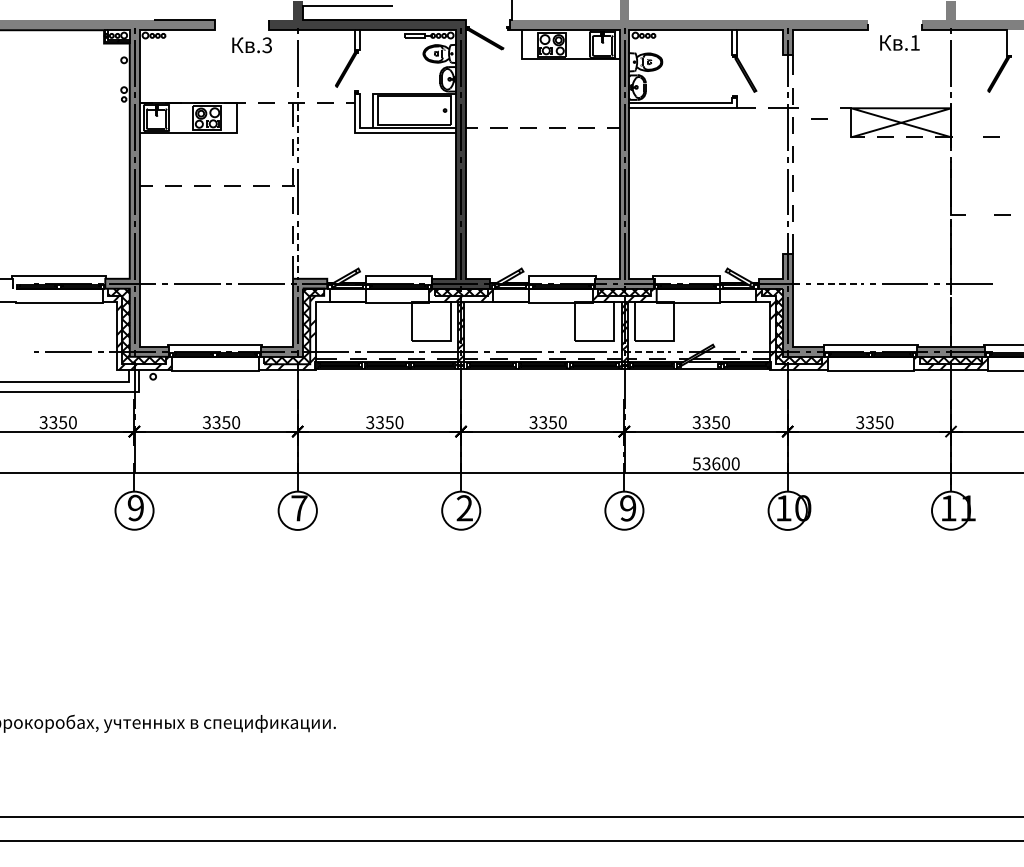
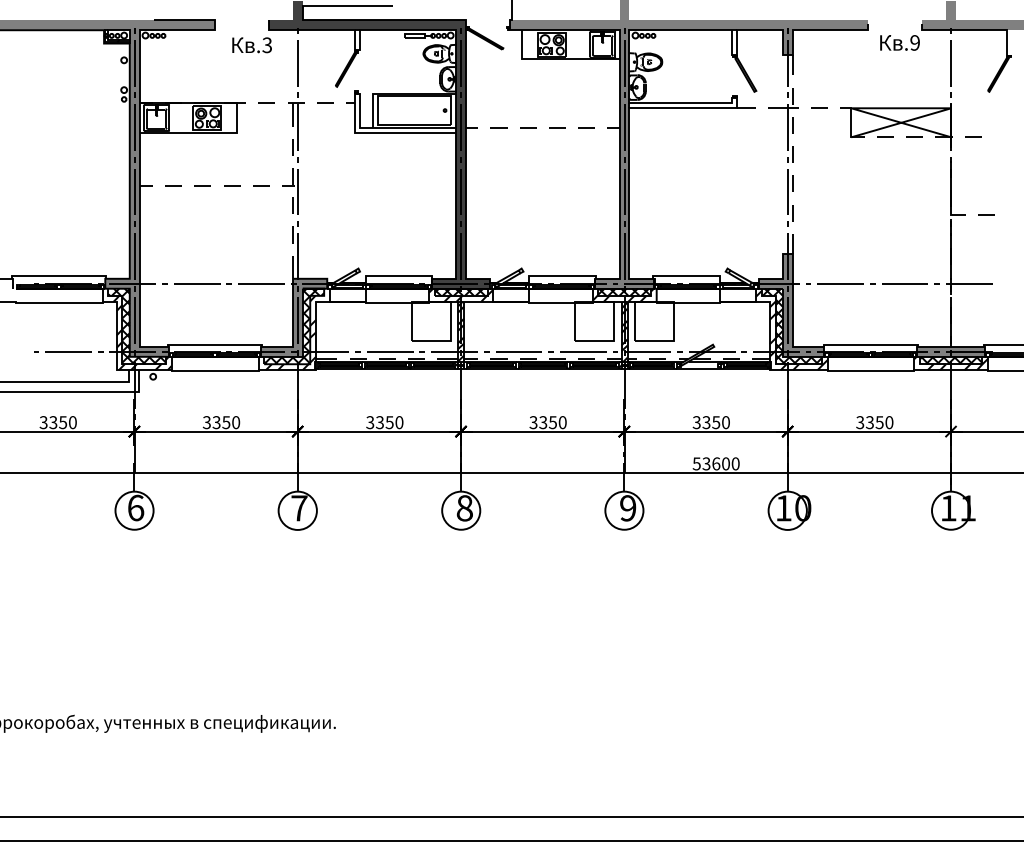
text: .1 -> .9 (914, 42)
line position: (819, 118) -> (819, 107) (819, 107)
line: dashed -> solid (297, 128)
line position: (991, 136) -> (973, 136) (973, 136)
line position: (1002, 214) -> (986, 214) (986, 214)
line: dashed -> solid (297, 256)
line: dashed -> solid (841, 283)
line: dashed -> solid (647, 351)
text: 9 -> 6 (135, 507)
text: 2 -> 8 (464, 508)
